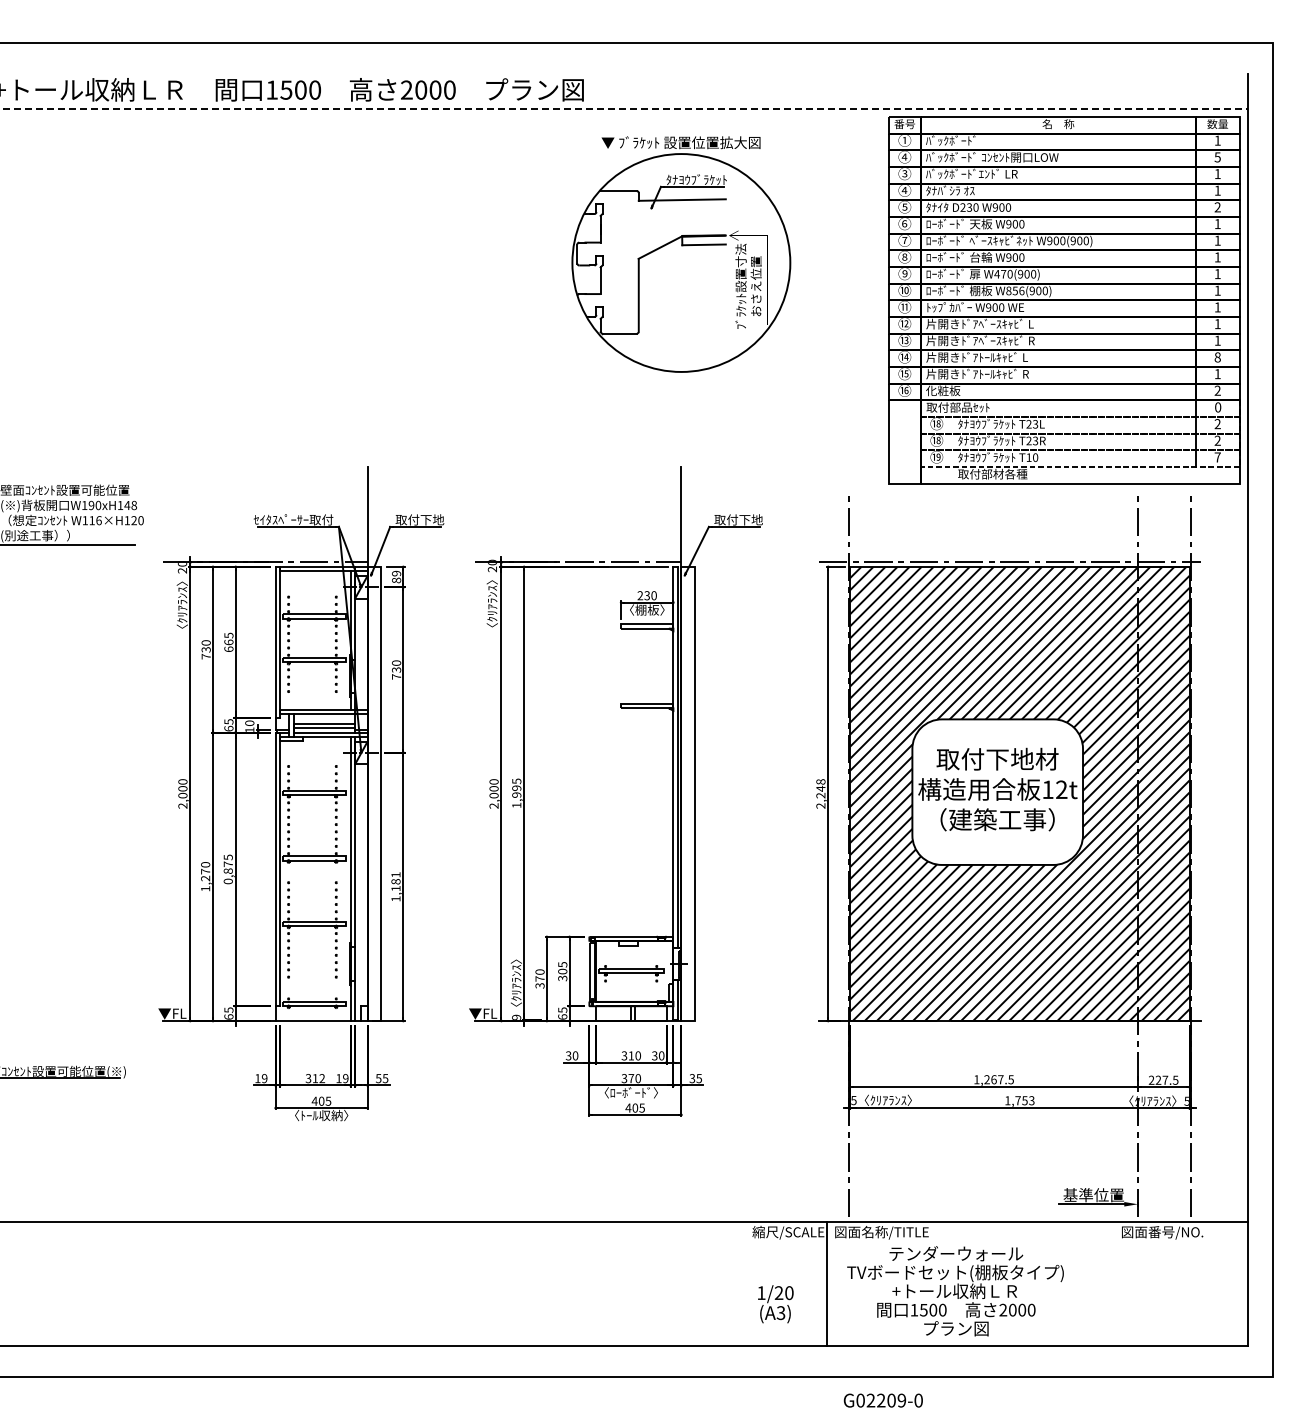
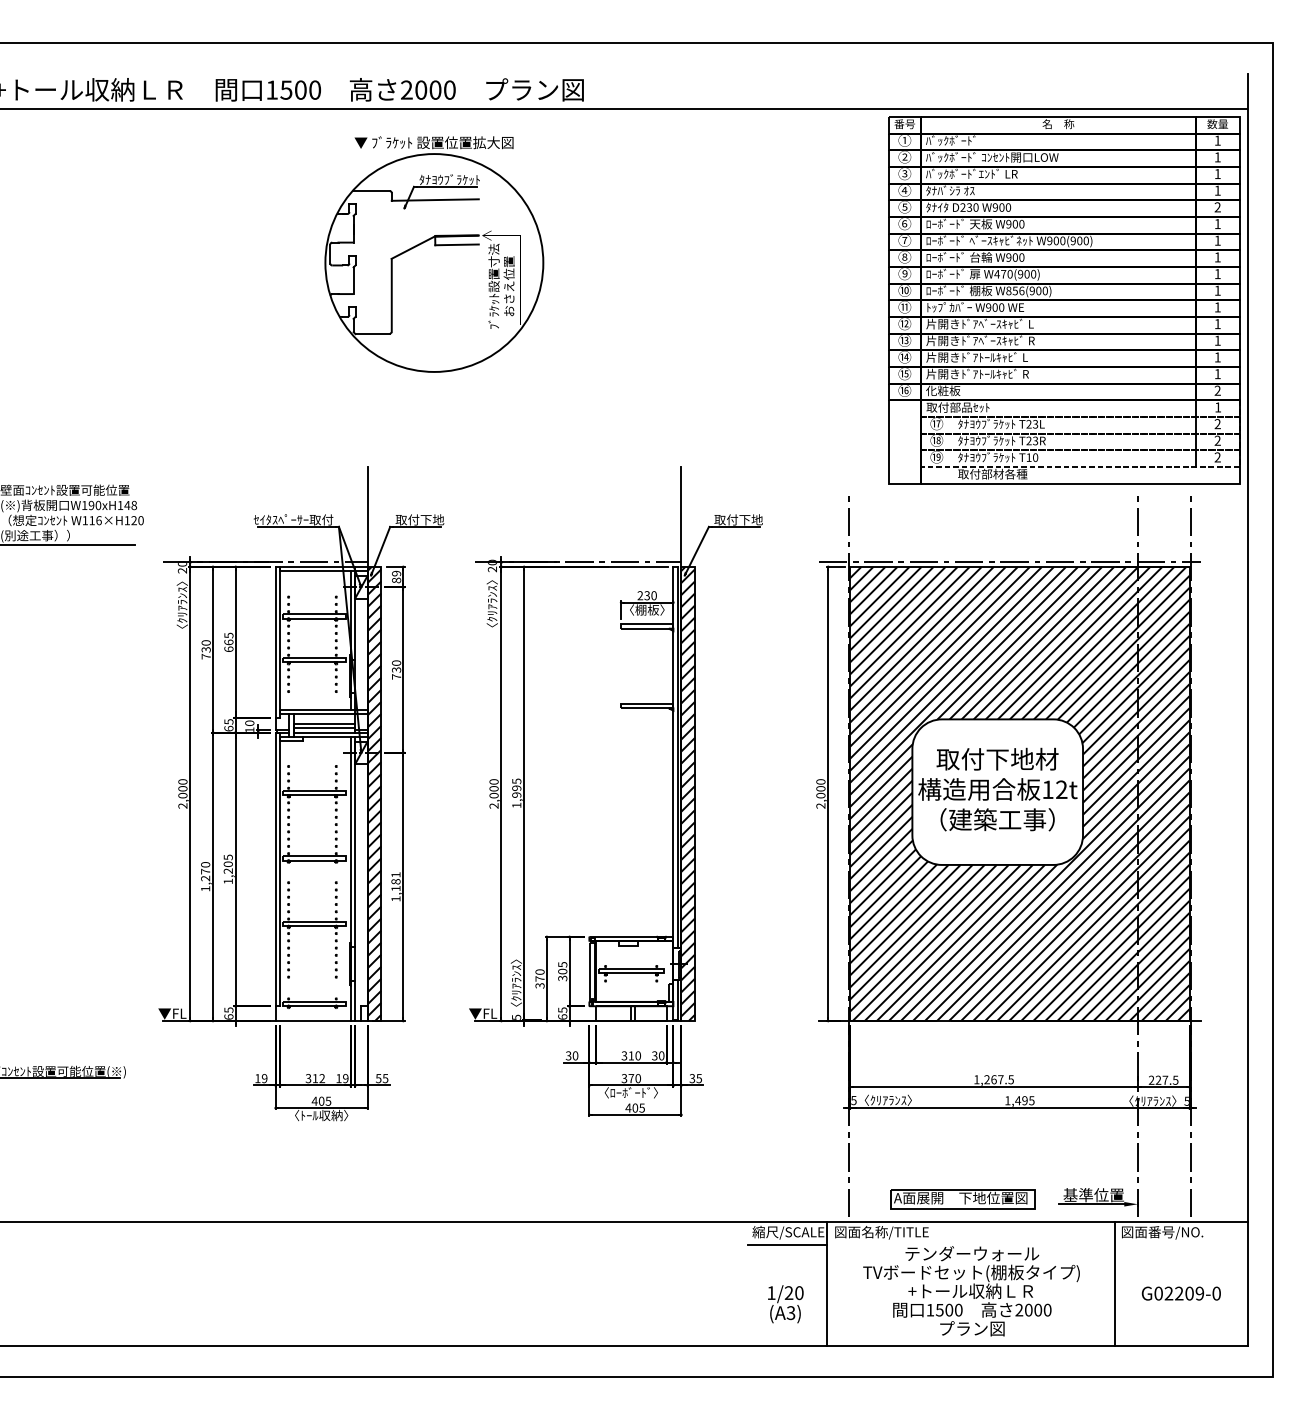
line: dashed -> solid (624, 108)
text: ④ -> ② (904, 156)
text: 5 -> 1 (1217, 157)
part position: (681, 254) -> (434, 254) (434, 254)
text: 8 -> 1 (1217, 357)
text: 0 -> 1 (1218, 407)
text: ⑱ -> ⑰ (938, 423)
text: 7 -> 2 (1217, 457)
text: 2,248 -> 2,000 (820, 788)
hatch: none -> present (374, 793)
hatch: none -> present (687, 793)
text: 0,875 -> 1,205 (227, 872)
text: 9 -> 5 (516, 1016)
text: 1,753 -> 1,495 (1024, 1100)
part: none -> present (962, 1199)
line: none -> present (786, 1245)
line: none -> present (1114, 1283)
text position: (955, 1291) -> (971, 1291) (971, 1291)
text position: (775, 1304) -> (785, 1304) (785, 1304)
text position: (882, 1400) -> (1180, 1293) (1180, 1293)
